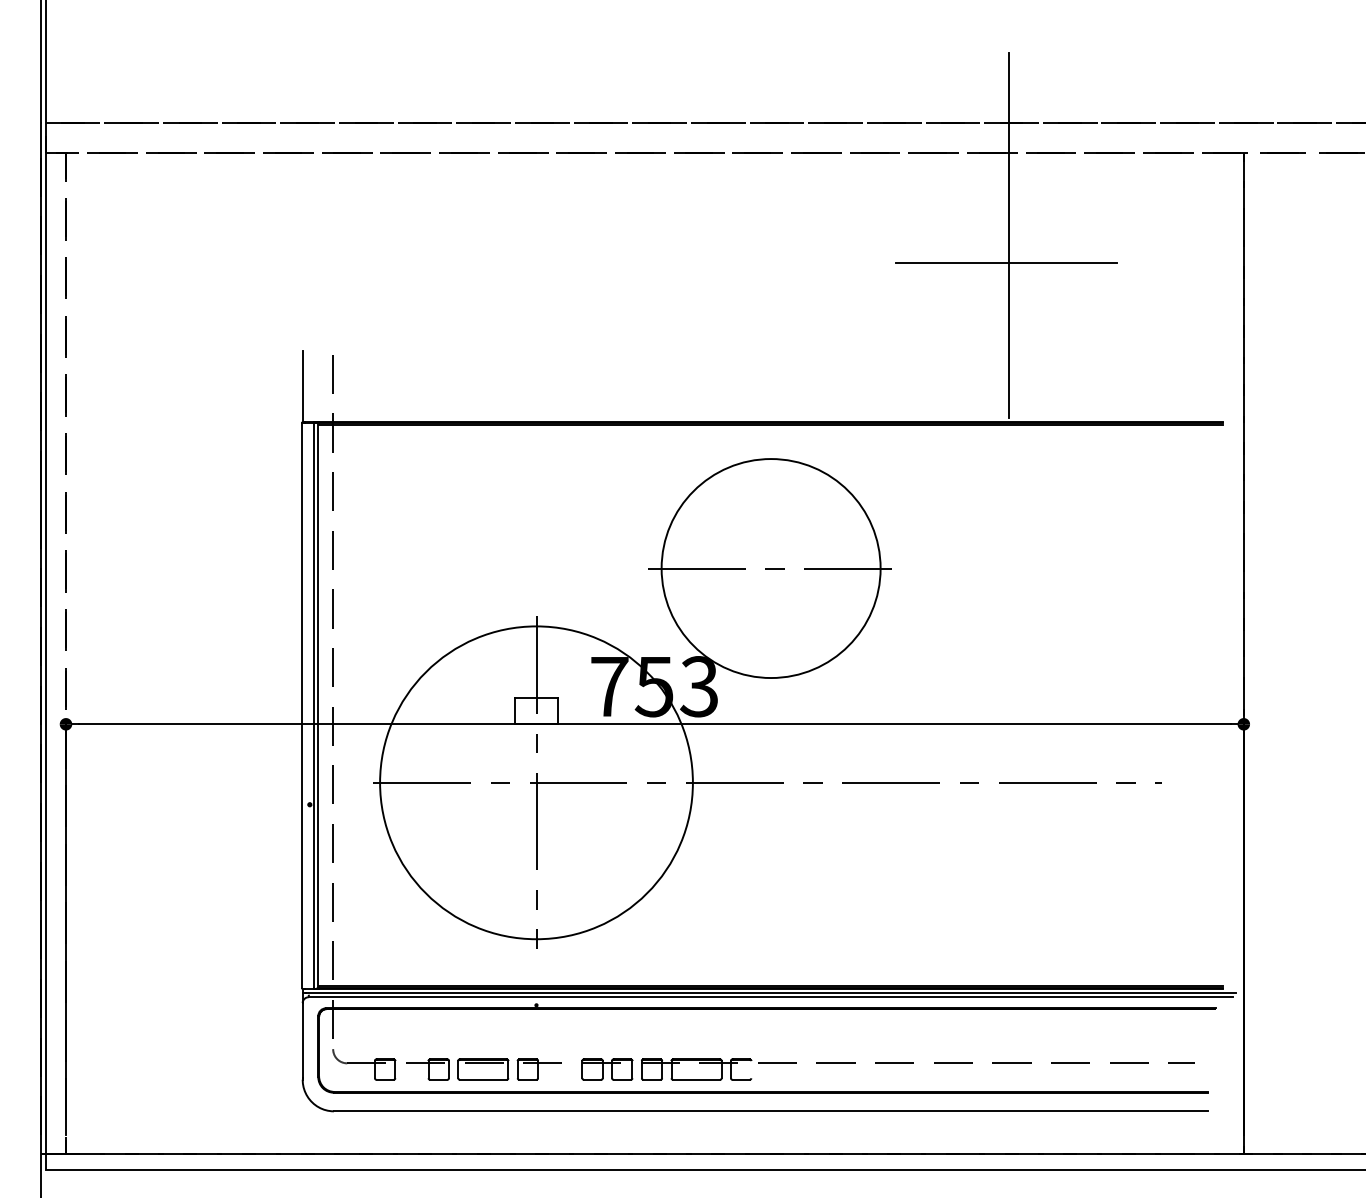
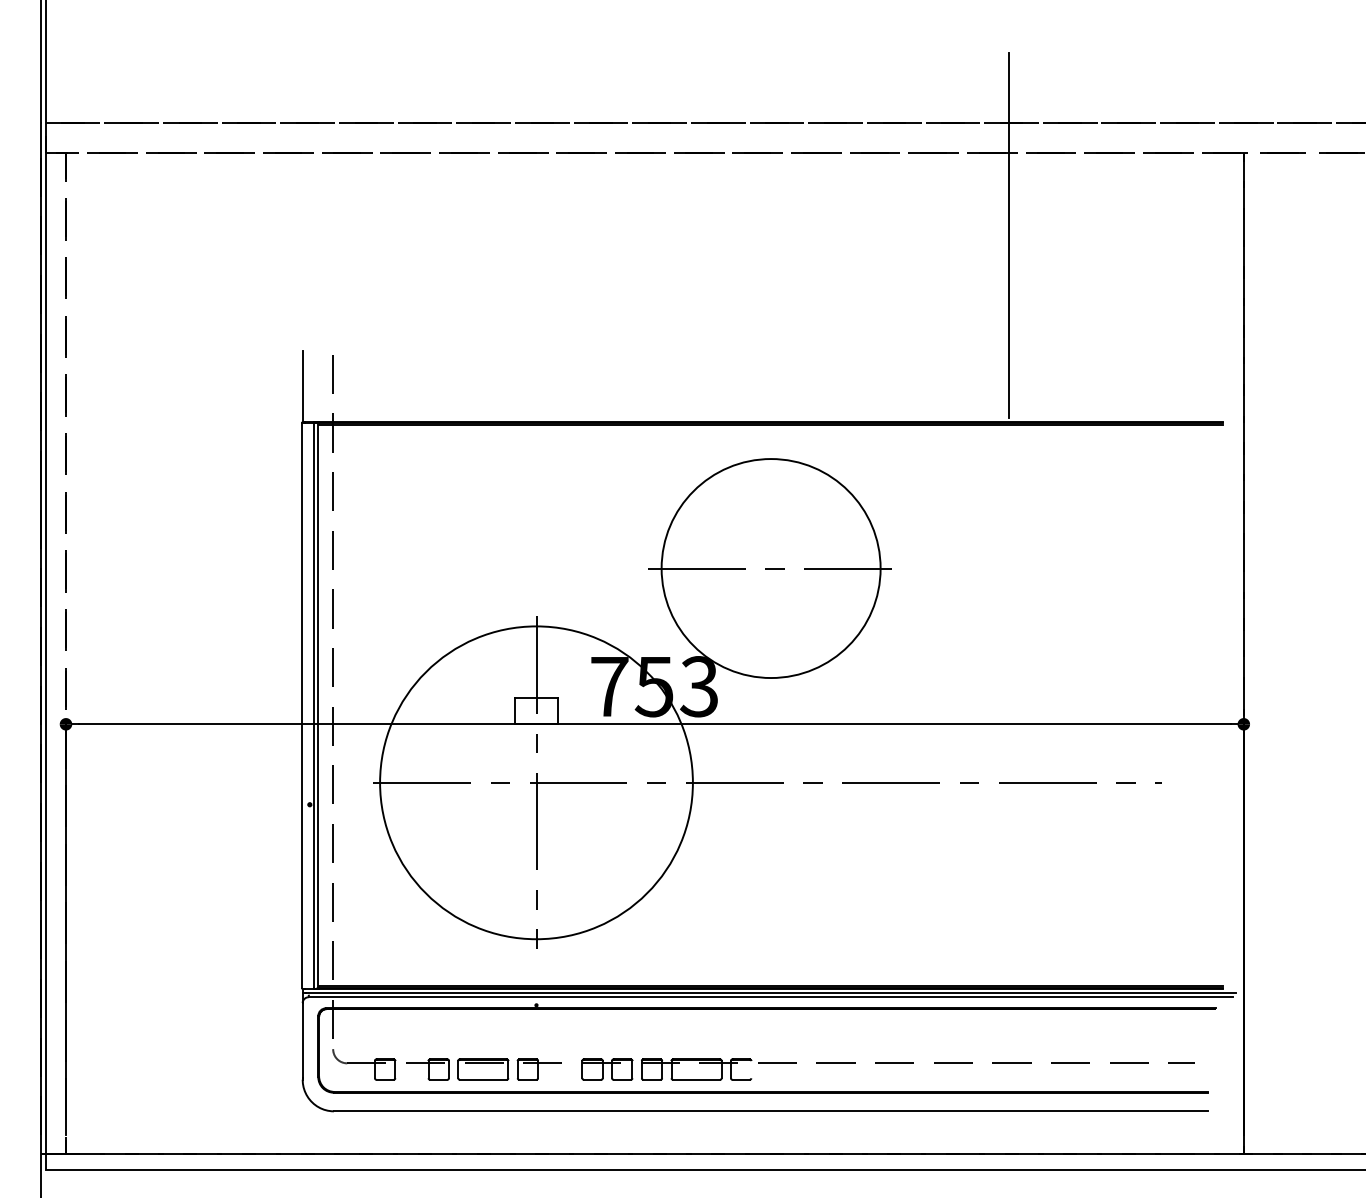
line: present -> none (1006, 262)
